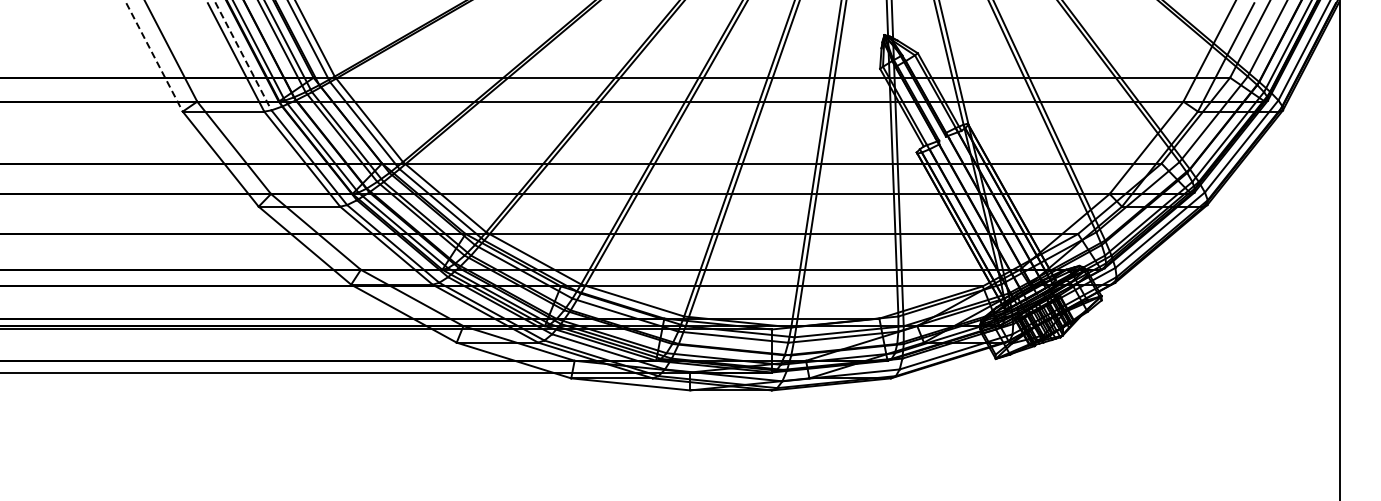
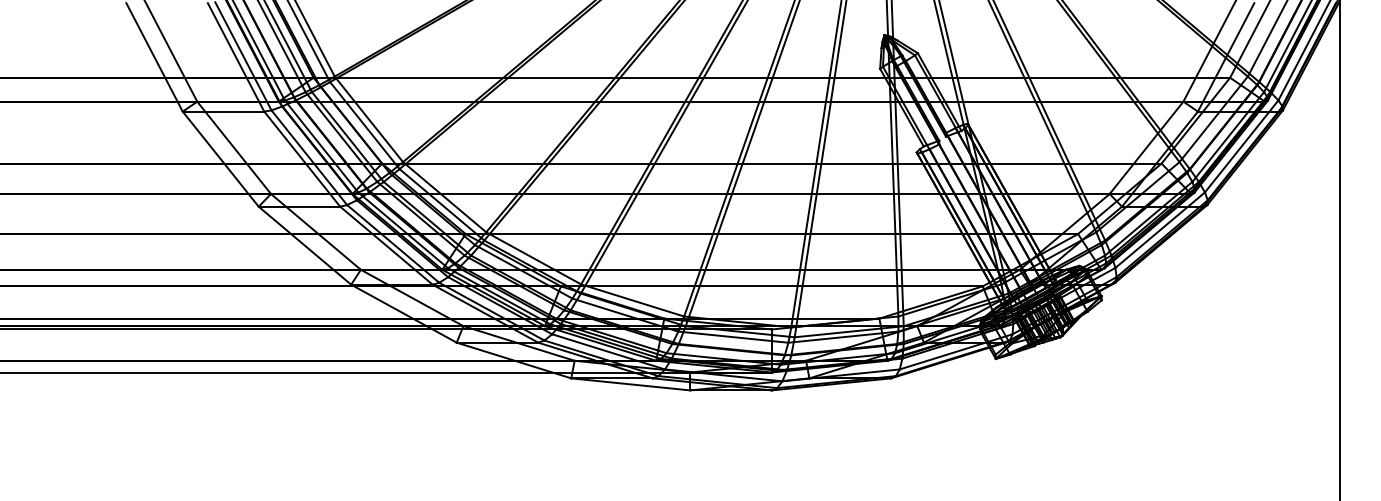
line: dashed -> solid (243, 56)
line: dashed -> solid (154, 57)
